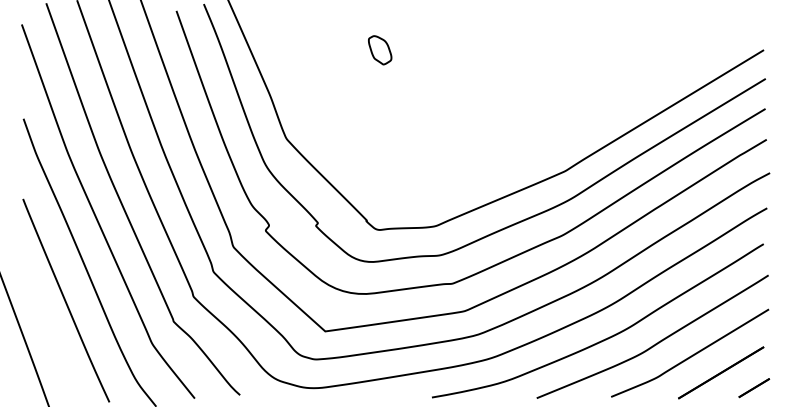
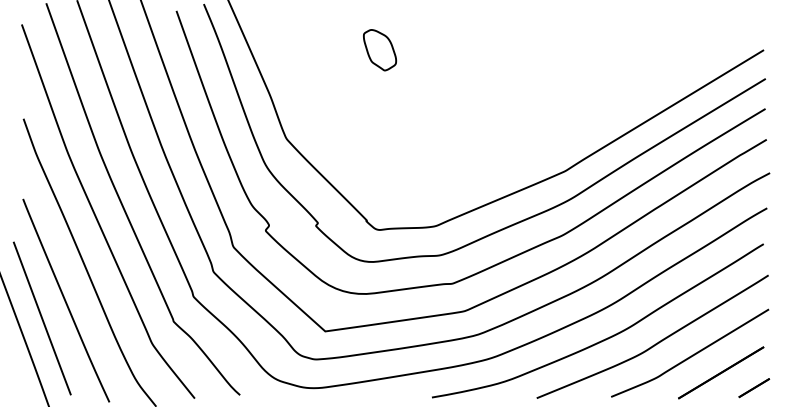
part size: 25x31 px -> 35x43 px (380, 50)
line: none -> present (41, 318)
